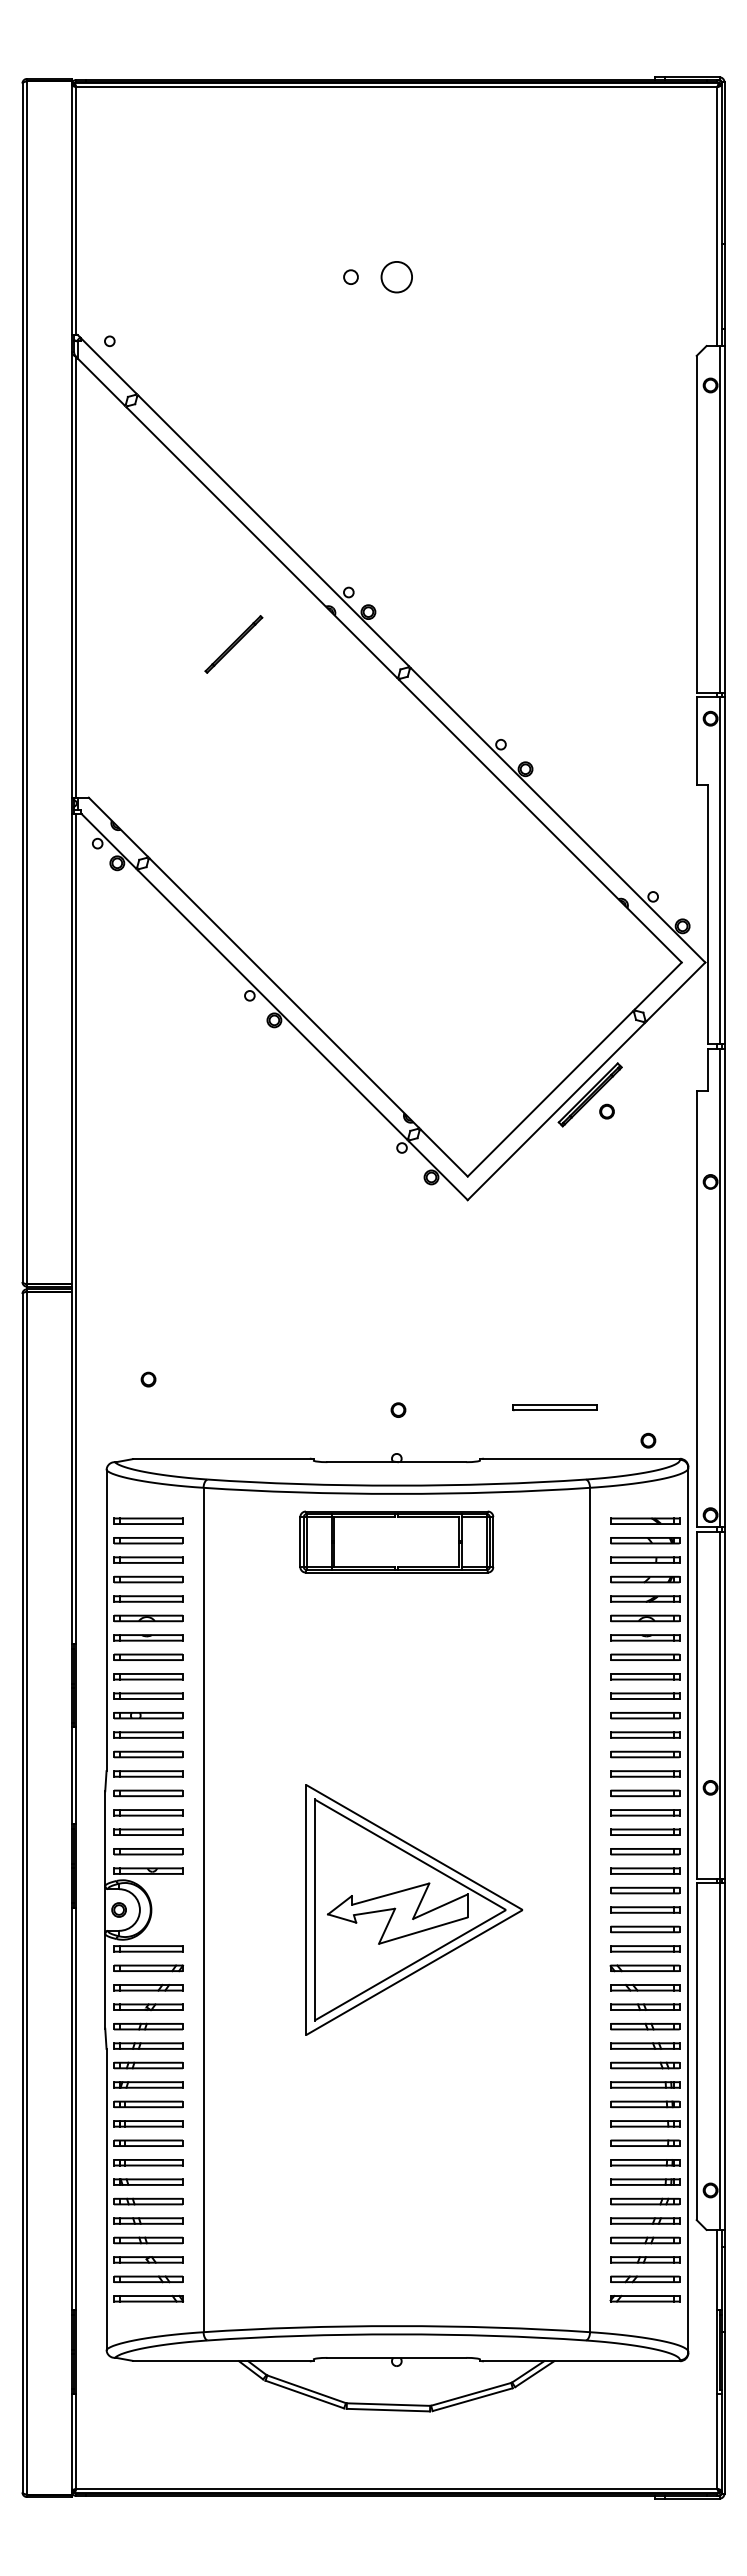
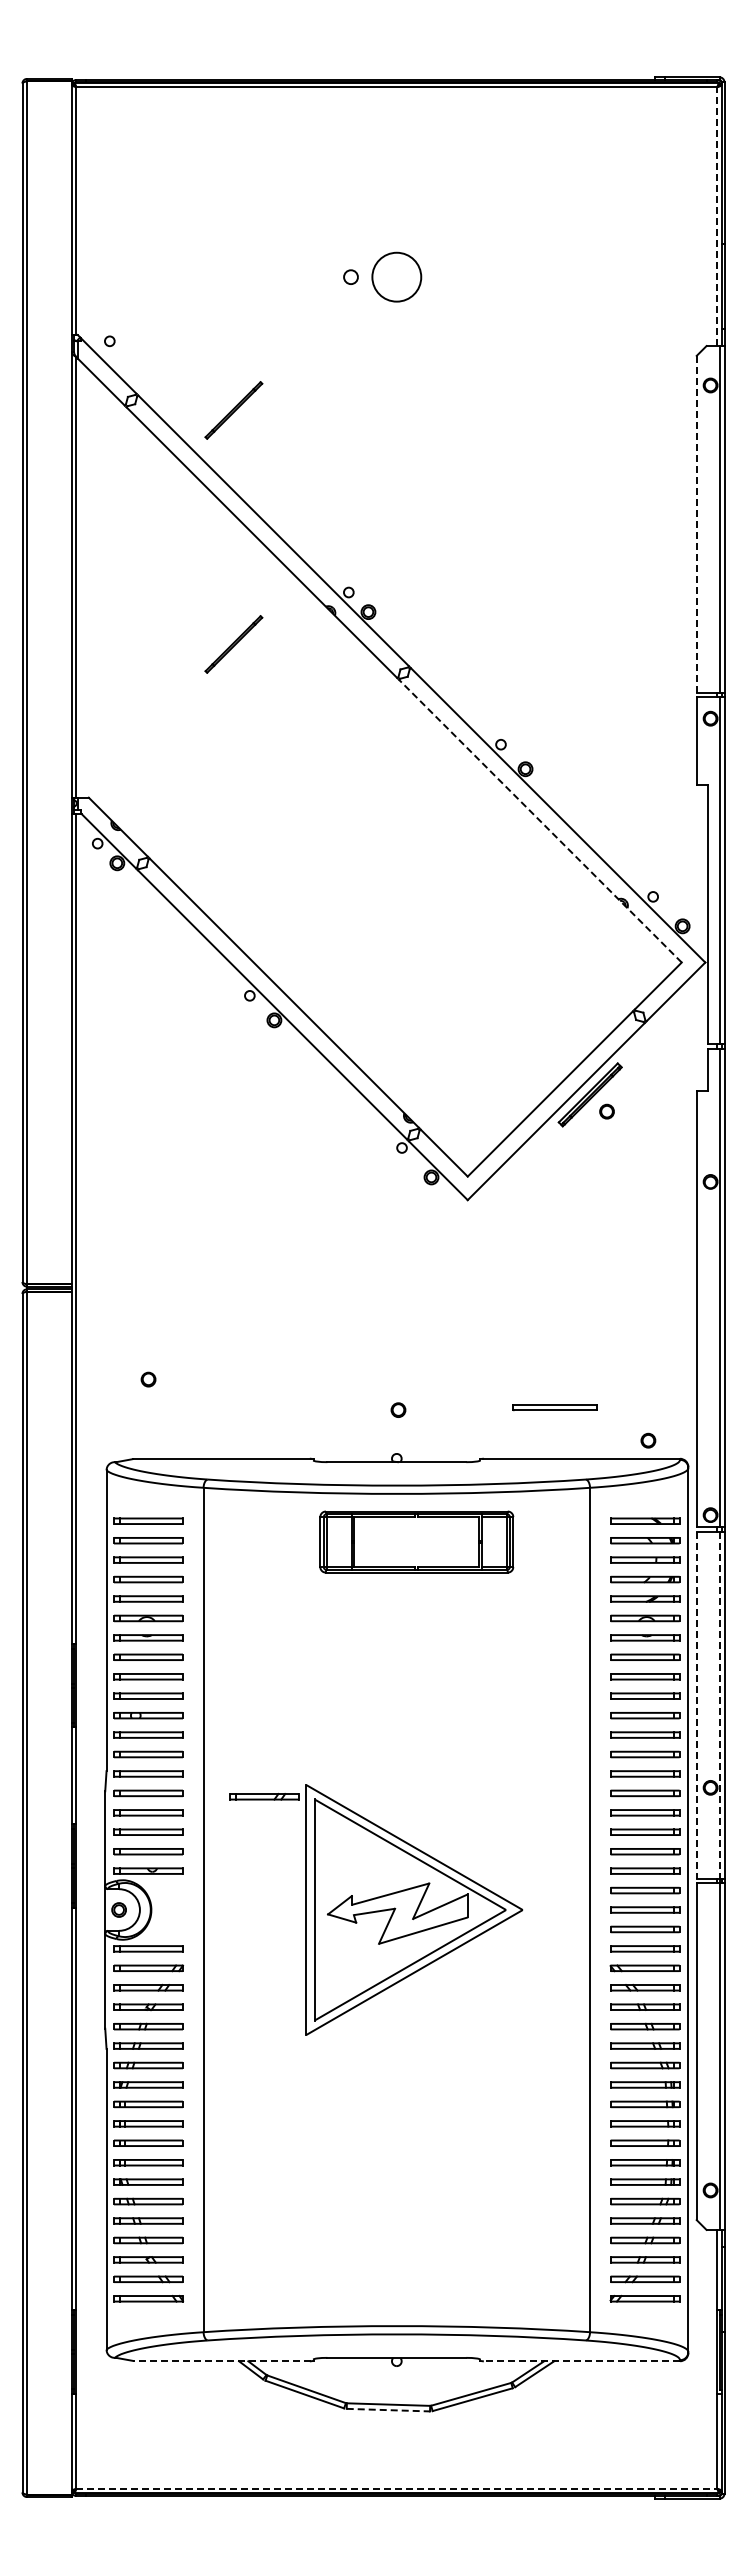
line: solid -> dashed (717, 216)
circle diameter: 31 px -> 49 px (396, 276)
part: none -> present (233, 410)
line: solid -> dashed (696, 524)
line: solid -> dashed (540, 821)
part position: (396, 1541) -> (416, 1541) (416, 1541)
line: solid -> dashed (696, 1705)
line: solid -> dashed (719, 1705)
part: none -> present (264, 1796)
line: solid -> dashed (221, 2361)
line: solid -> dashed (581, 2361)
line: solid -> dashed (388, 2410)
line: solid -> dashed (397, 2488)
